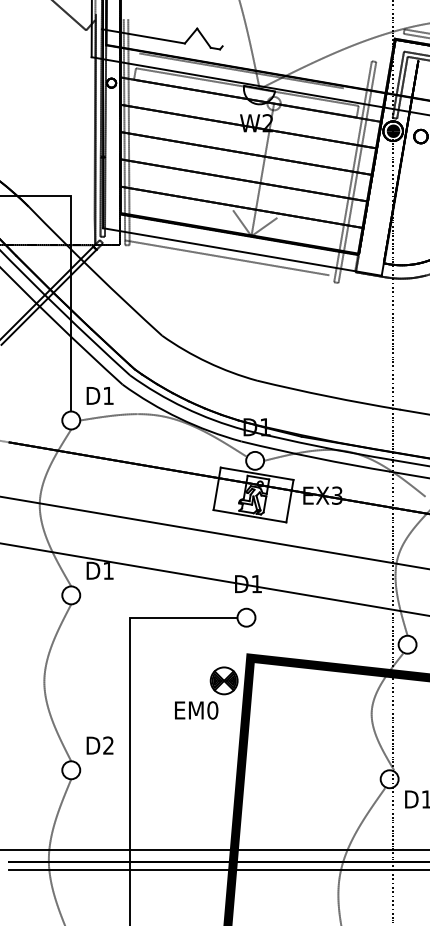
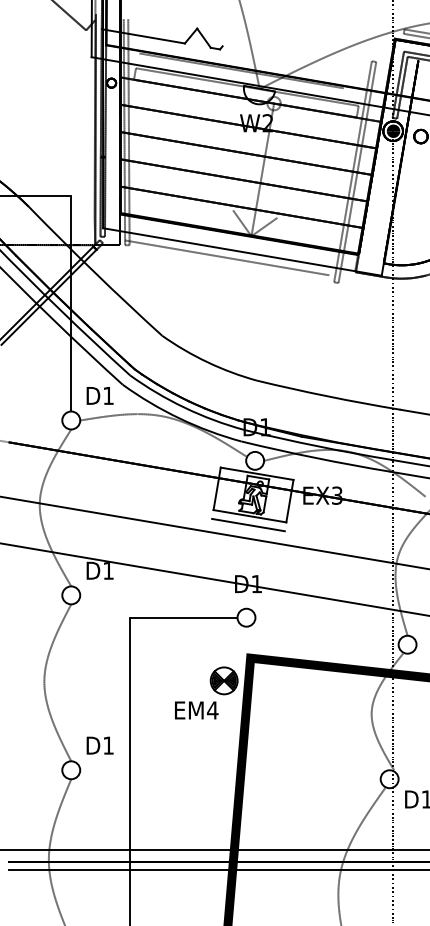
line: none -> present (248, 524)
text: EM0 -> EM4 (212, 710)
text: D2 -> D1 (108, 745)
